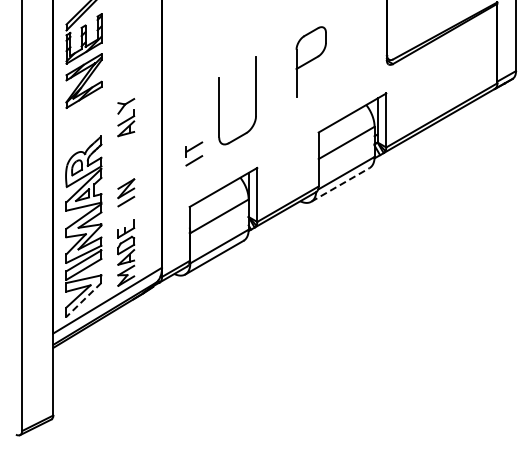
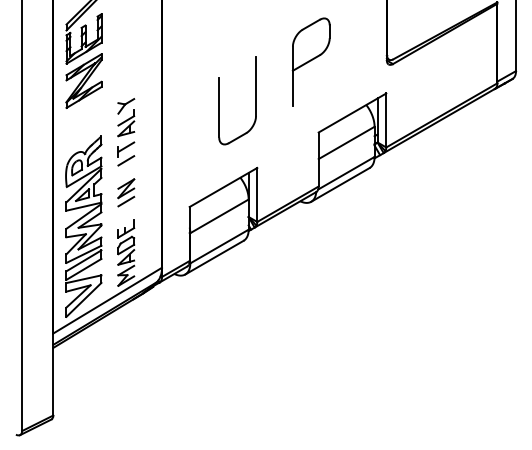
part size: 32x72 px -> 40x90 px (310, 61)
part position: (194, 153) -> (126, 153) (126, 153)
line: dashed -> solid (340, 184)
line: dashed -> solid (83, 300)
